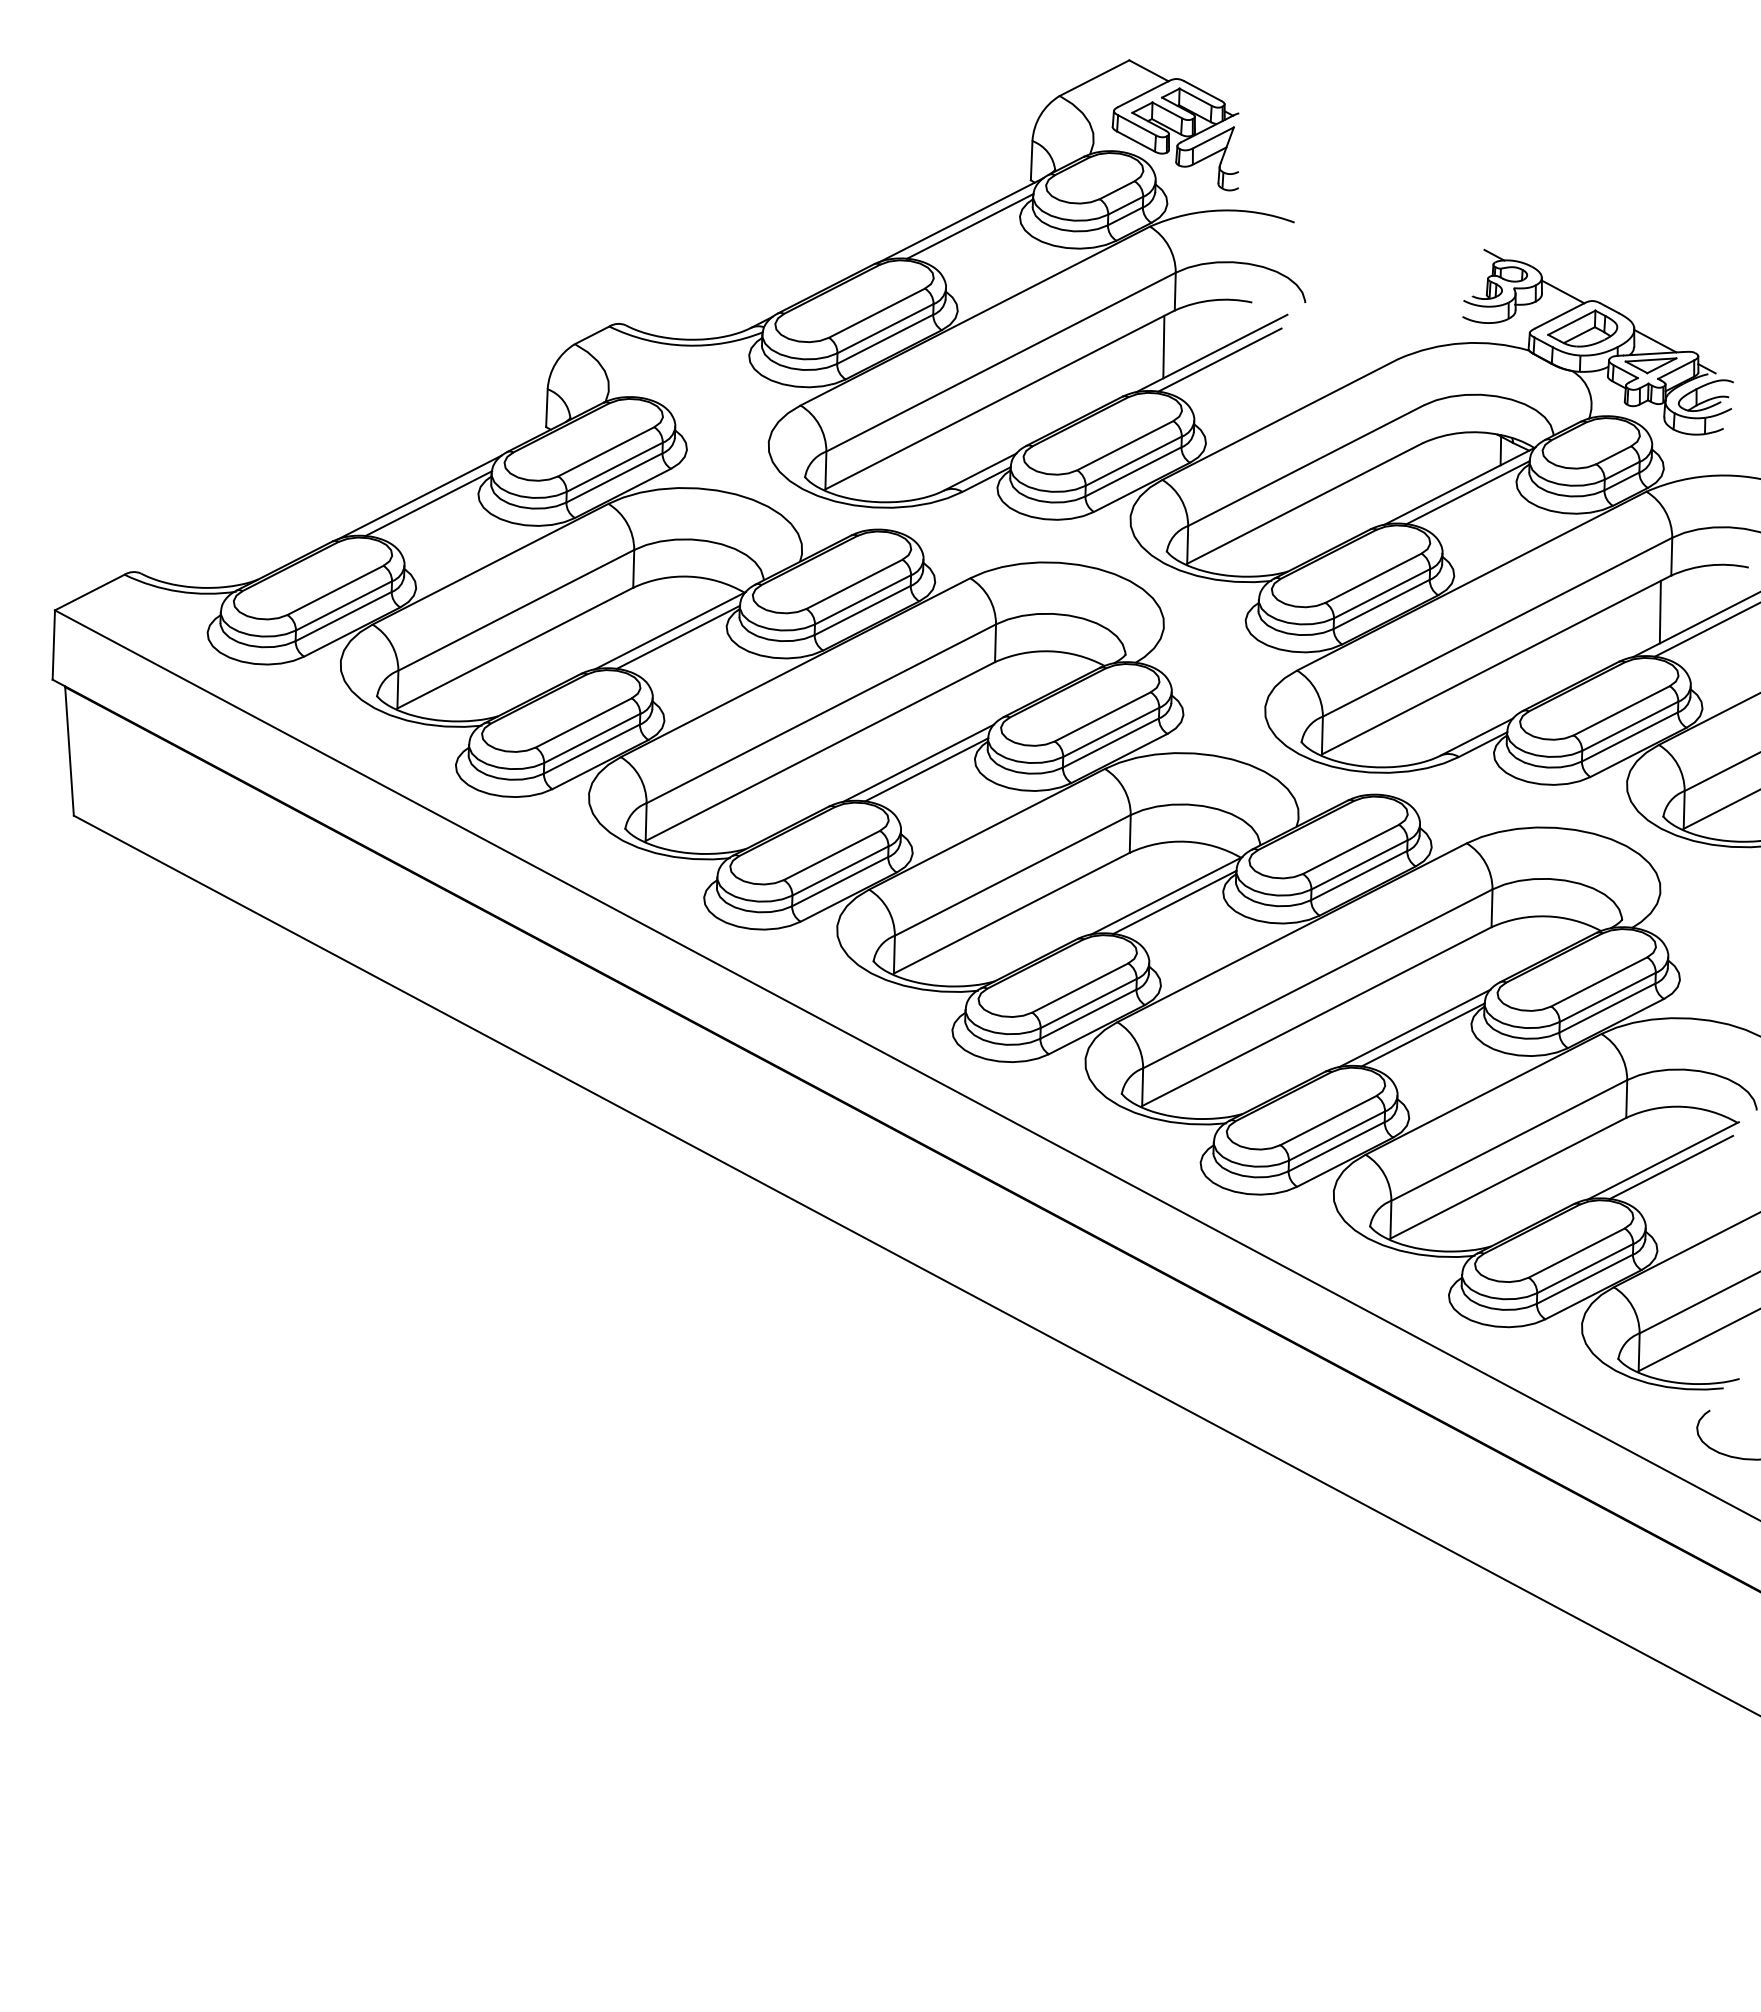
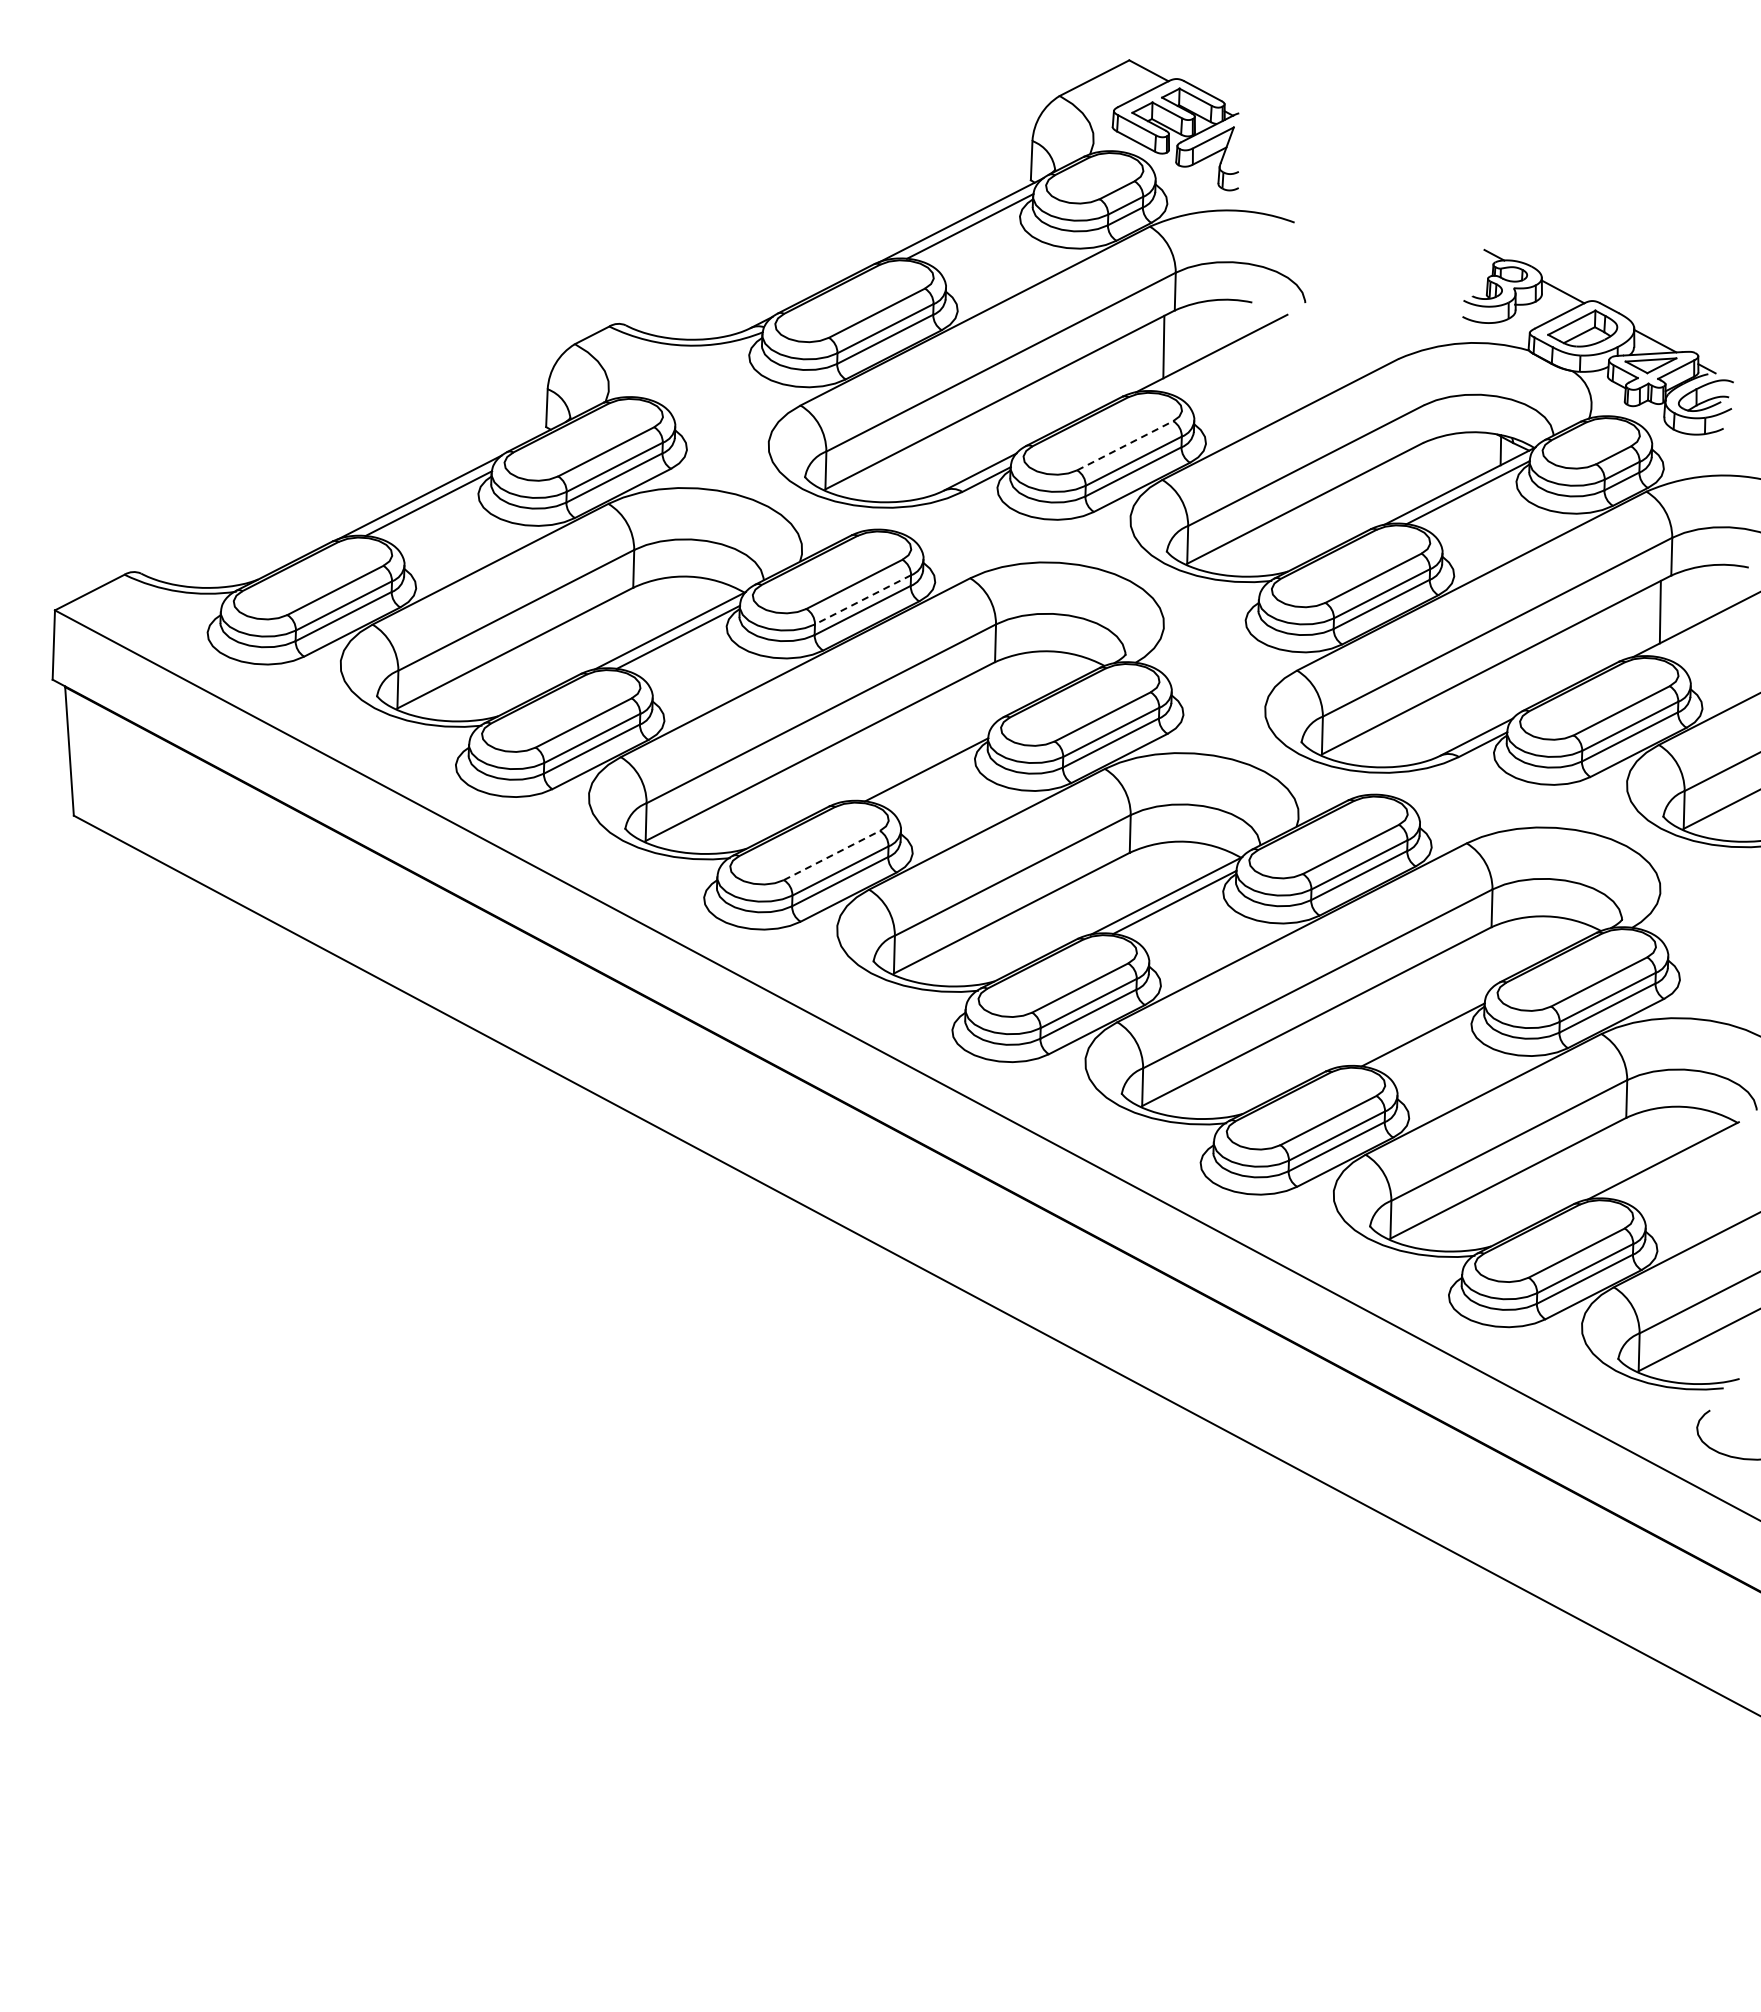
line: present -> none (1219, 359)
line: solid -> dashed (1125, 445)
line: solid -> dashed (863, 599)
line: present -> none (1705, 630)
line: present -> none (918, 763)
line: solid -> dashed (831, 855)
line: present -> none (1414, 1028)
line: present -> none (1671, 1167)
